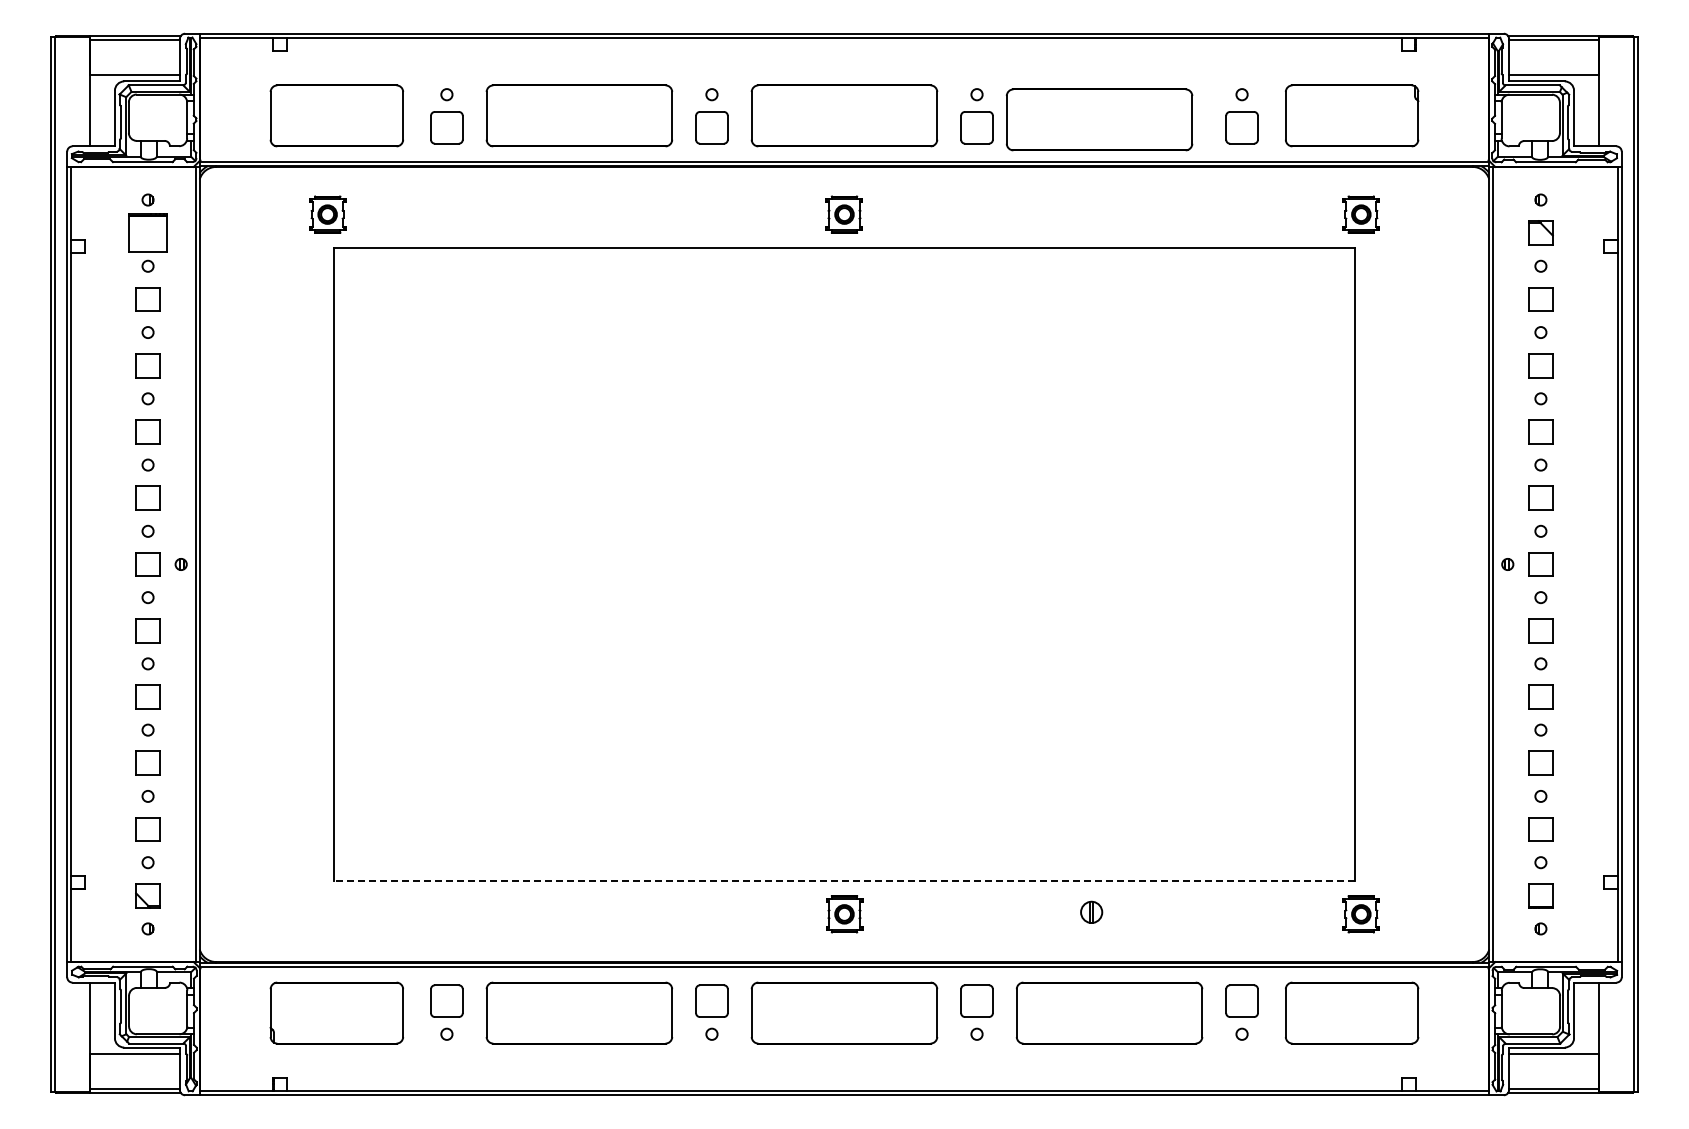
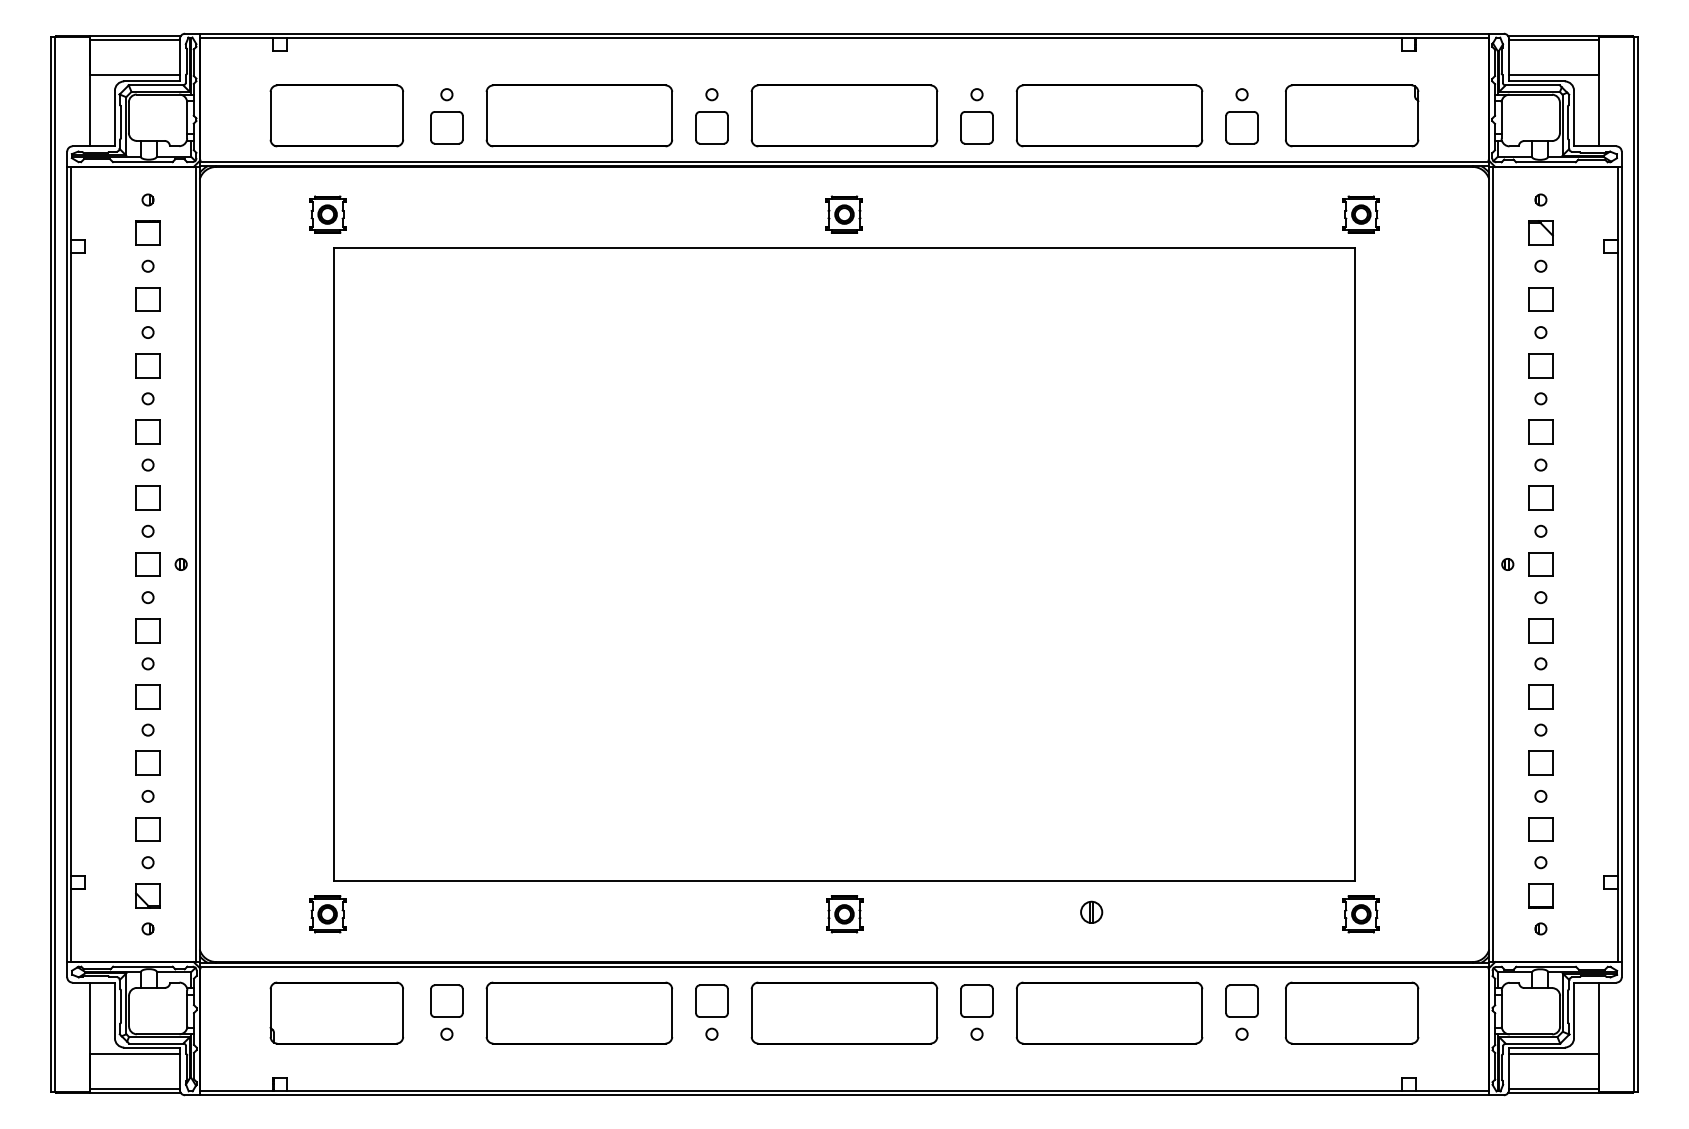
part position: (1099, 119) -> (1109, 115) (1109, 115)
part size: 40x40 px -> 26x26 px (147, 232)
line: dashed -> solid (843, 881)
part: none -> present (327, 914)
